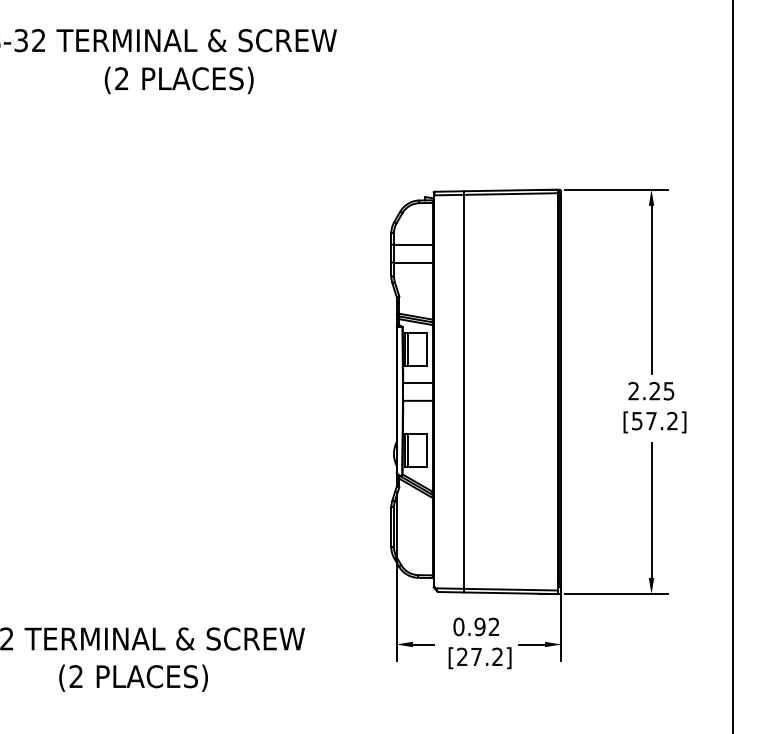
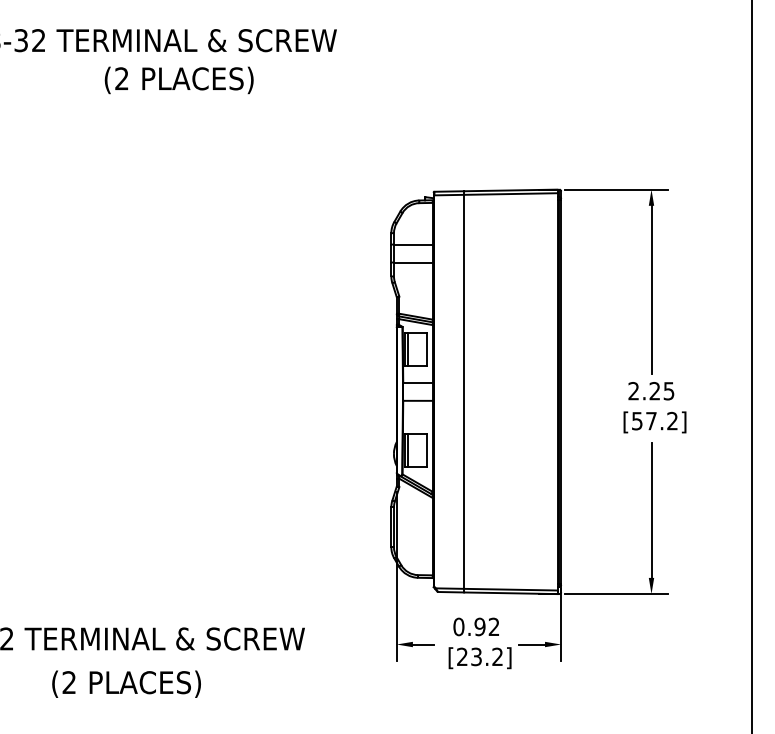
line position: (732, 366) -> (751, 366) (751, 366)
text: [27.2] -> [23.2] (476, 656)
text position: (133, 677) -> (126, 683) (126, 683)
